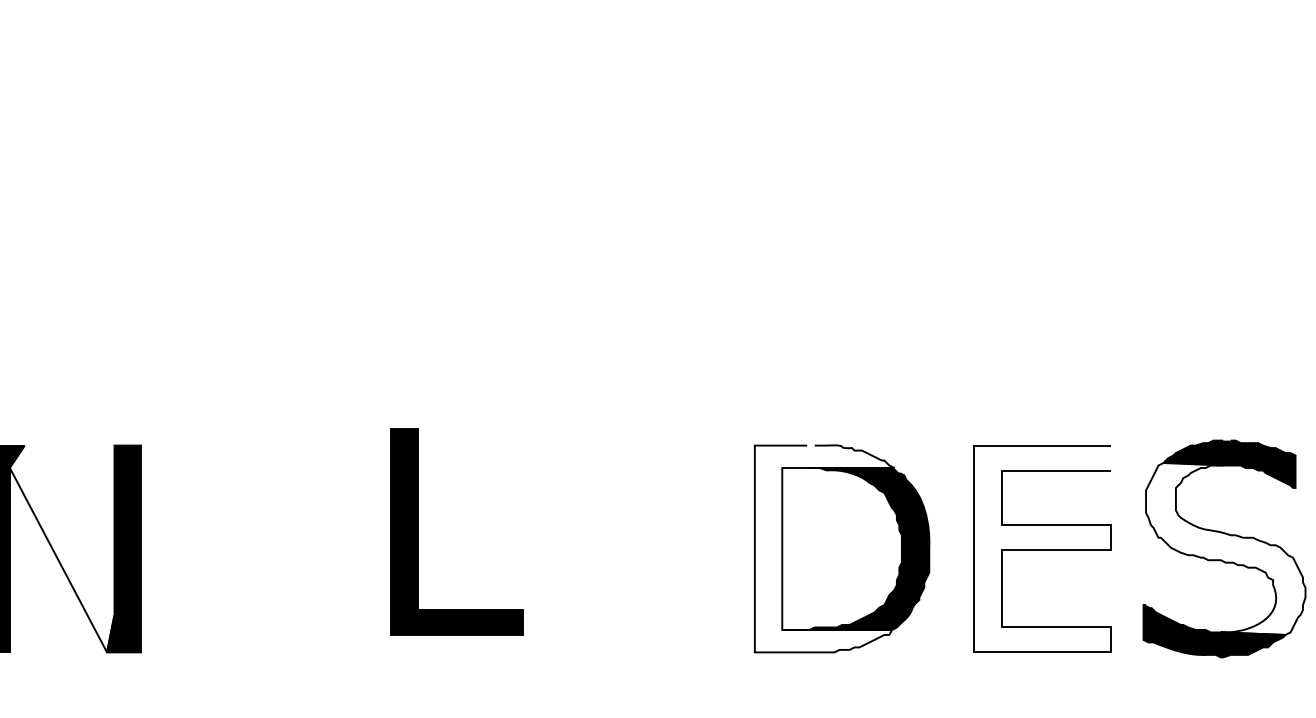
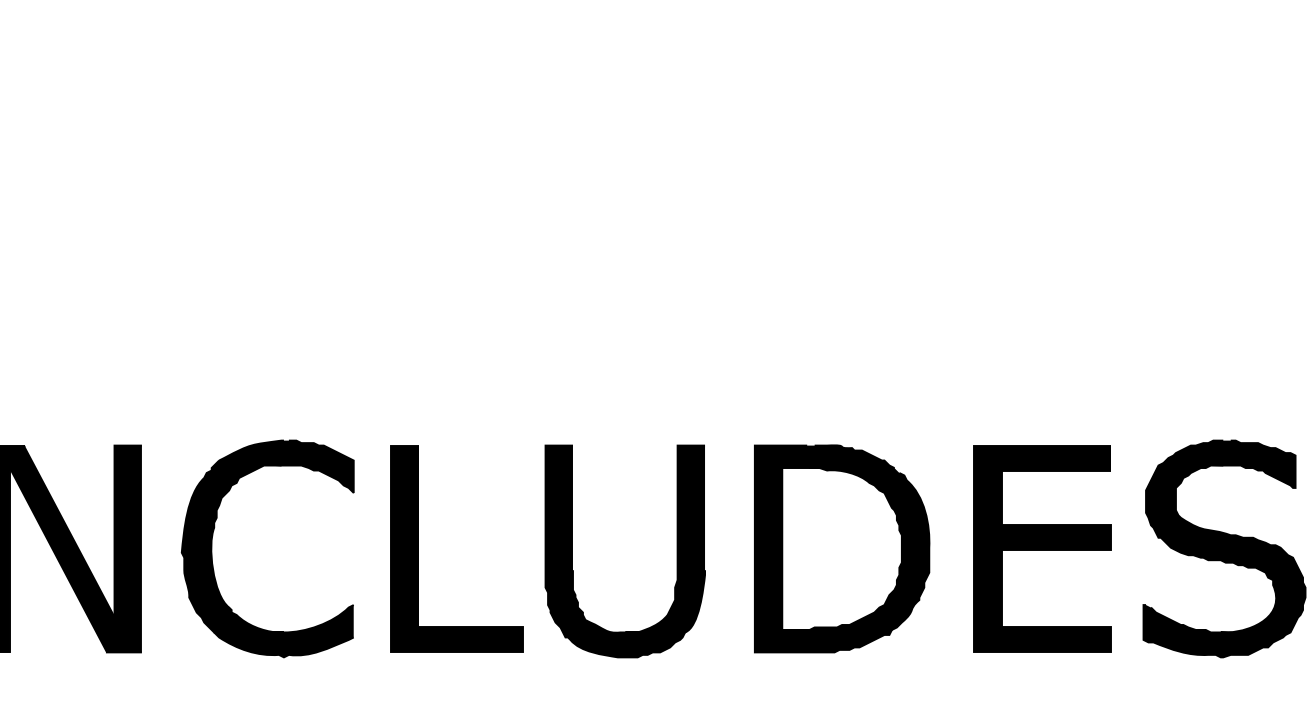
part position: (418, 531) -> (418, 548) (418, 548)
fill: none -> present (61, 548)
part: none -> present (212, 548)
fill: none -> present (824, 548)
fill: none -> present (1042, 548)
fill: none -> present (1225, 548)
part: none -> present (572, 551)
